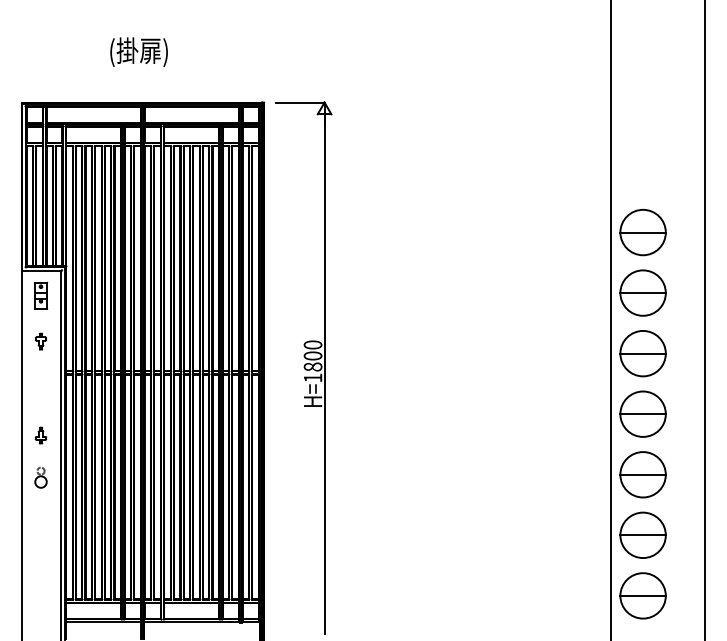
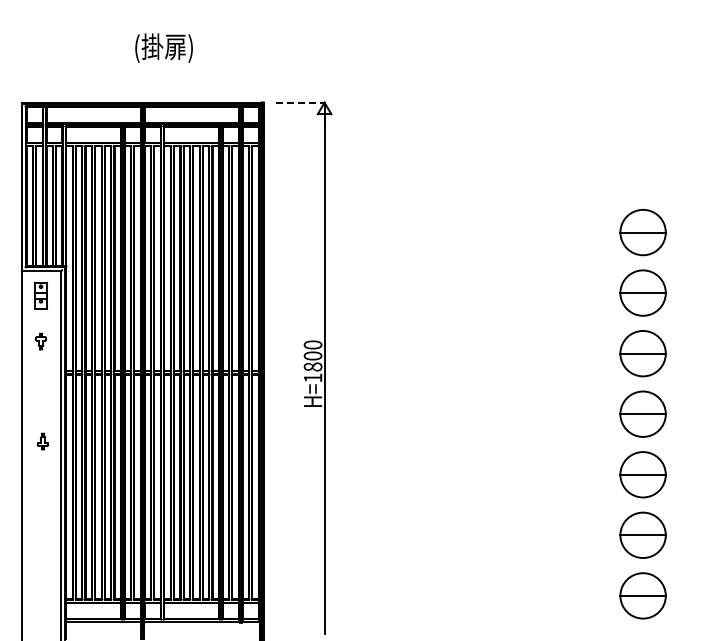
text position: (138, 51) -> (163, 47) (163, 47)
line: solid -> dashed (301, 102)
line: present -> none (611, 319)
line: present -> none (705, 319)
part position: (40, 435) -> (42, 441) (42, 441)
part: present -> none (40, 477)
